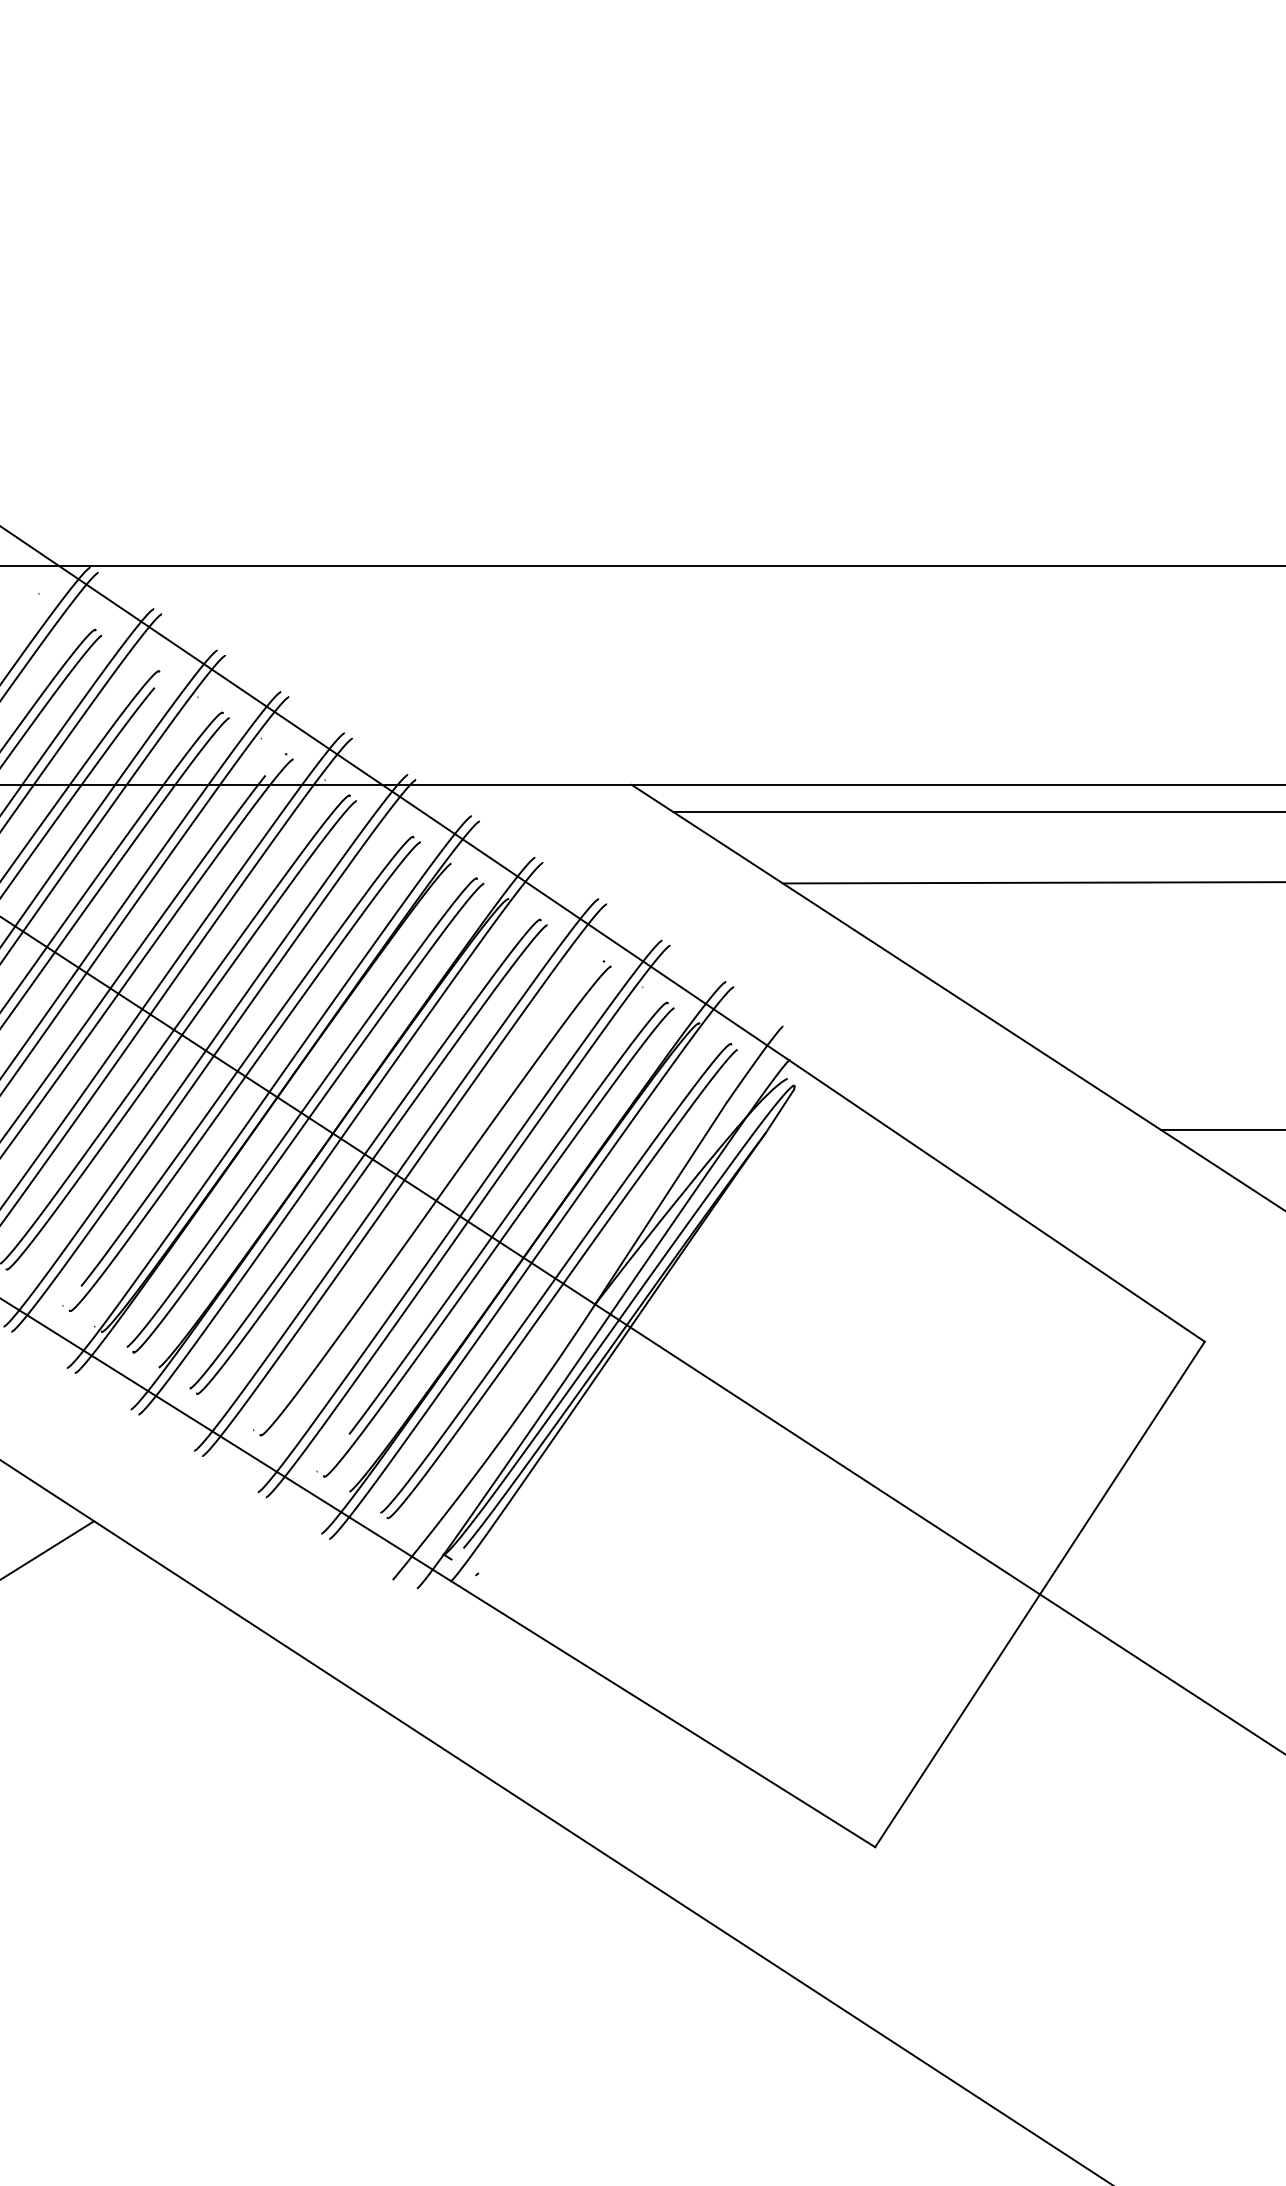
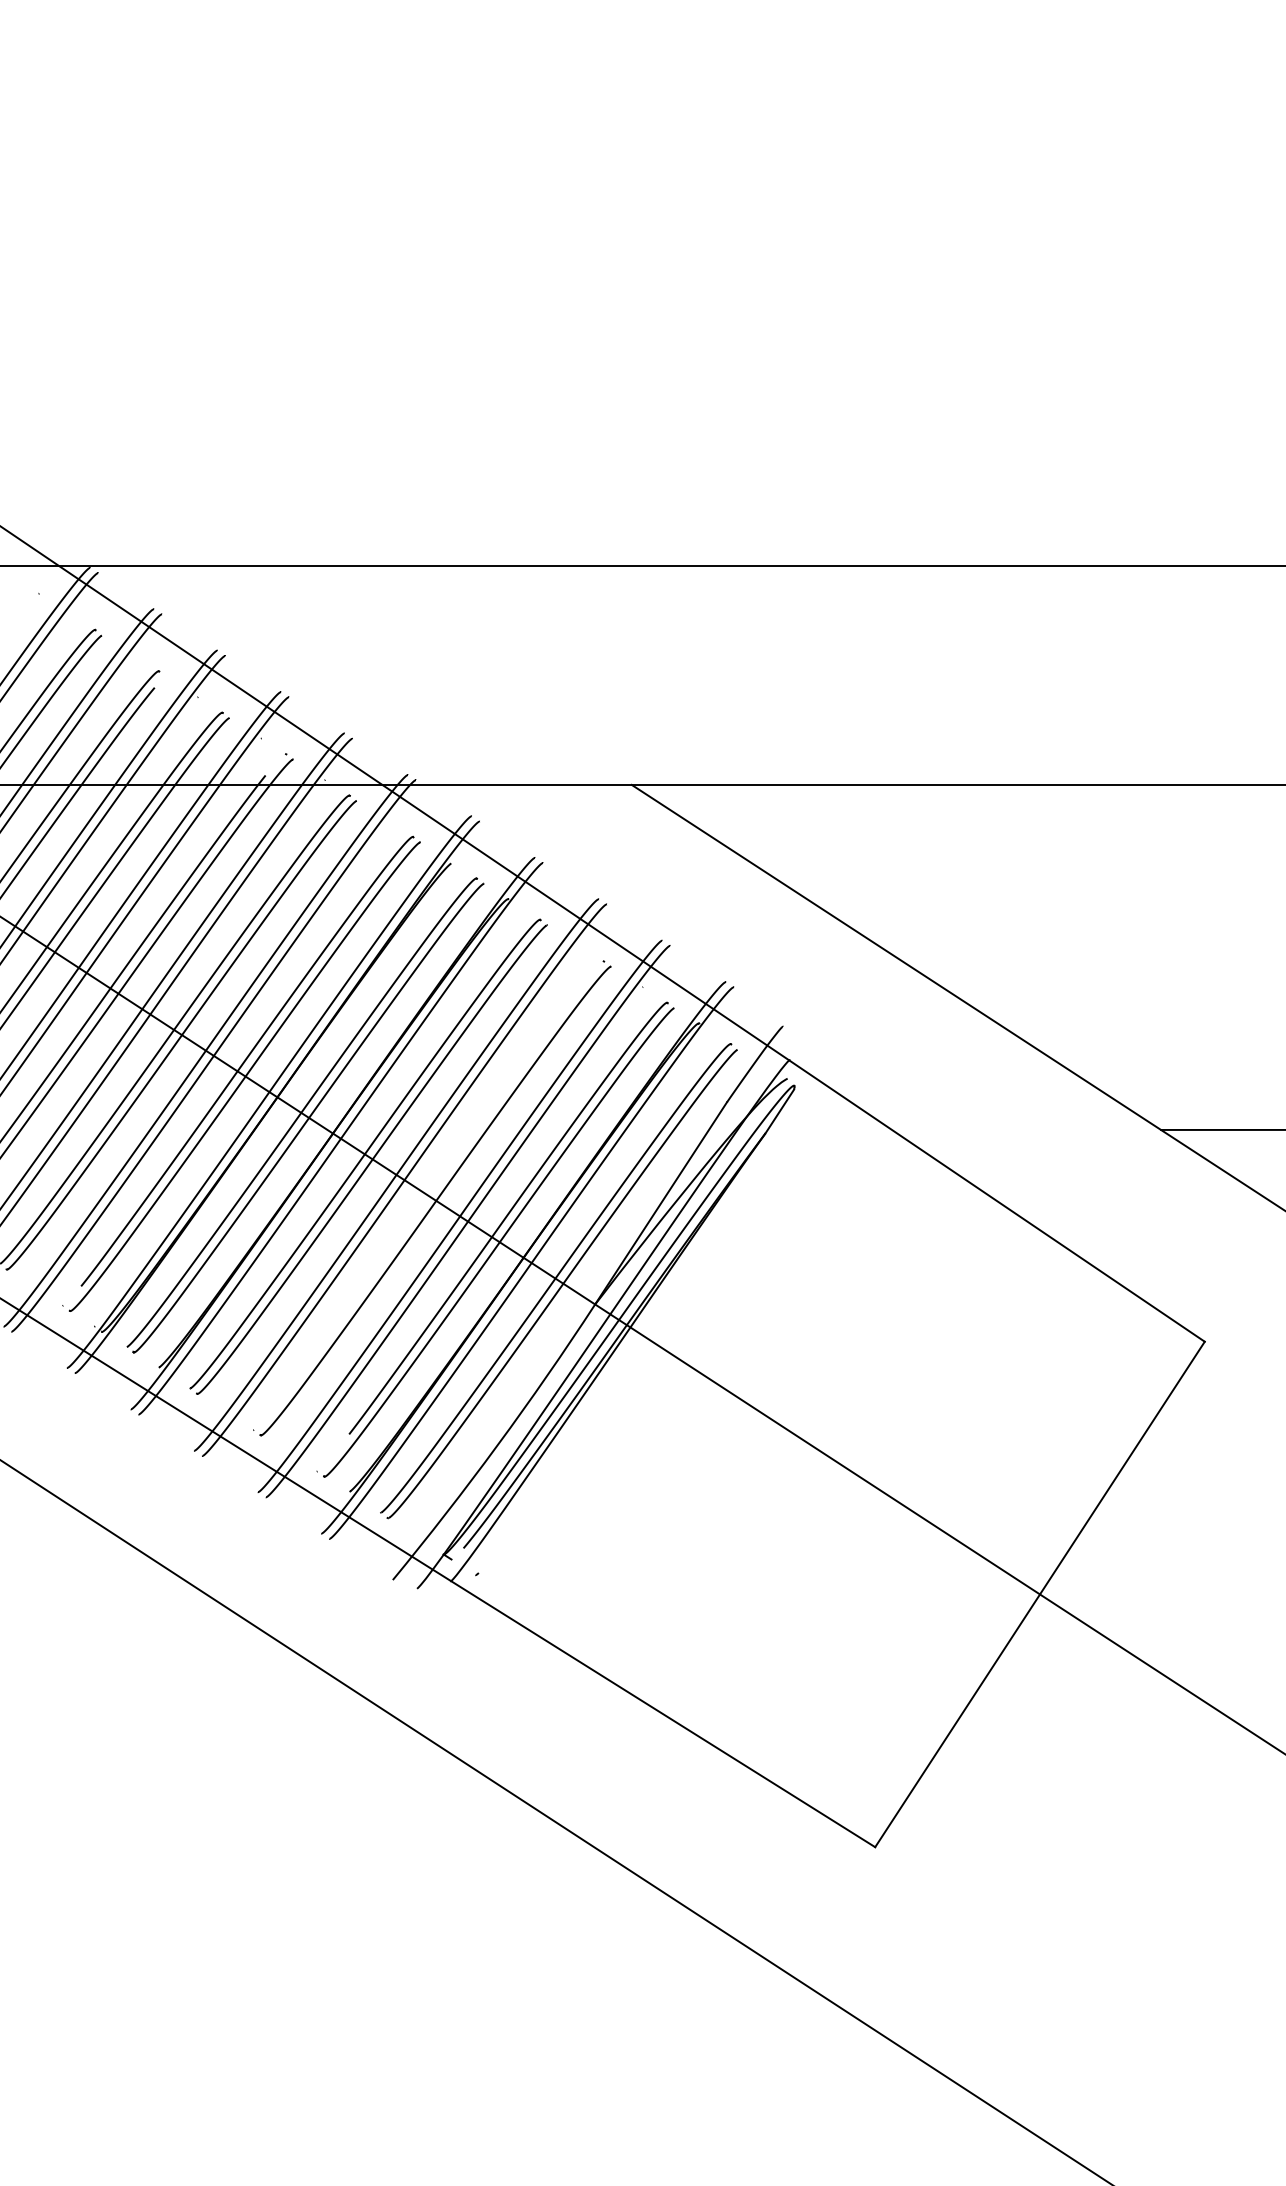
line: present -> none (977, 812)
line: present -> none (1032, 882)
line: present -> none (48, 1549)
